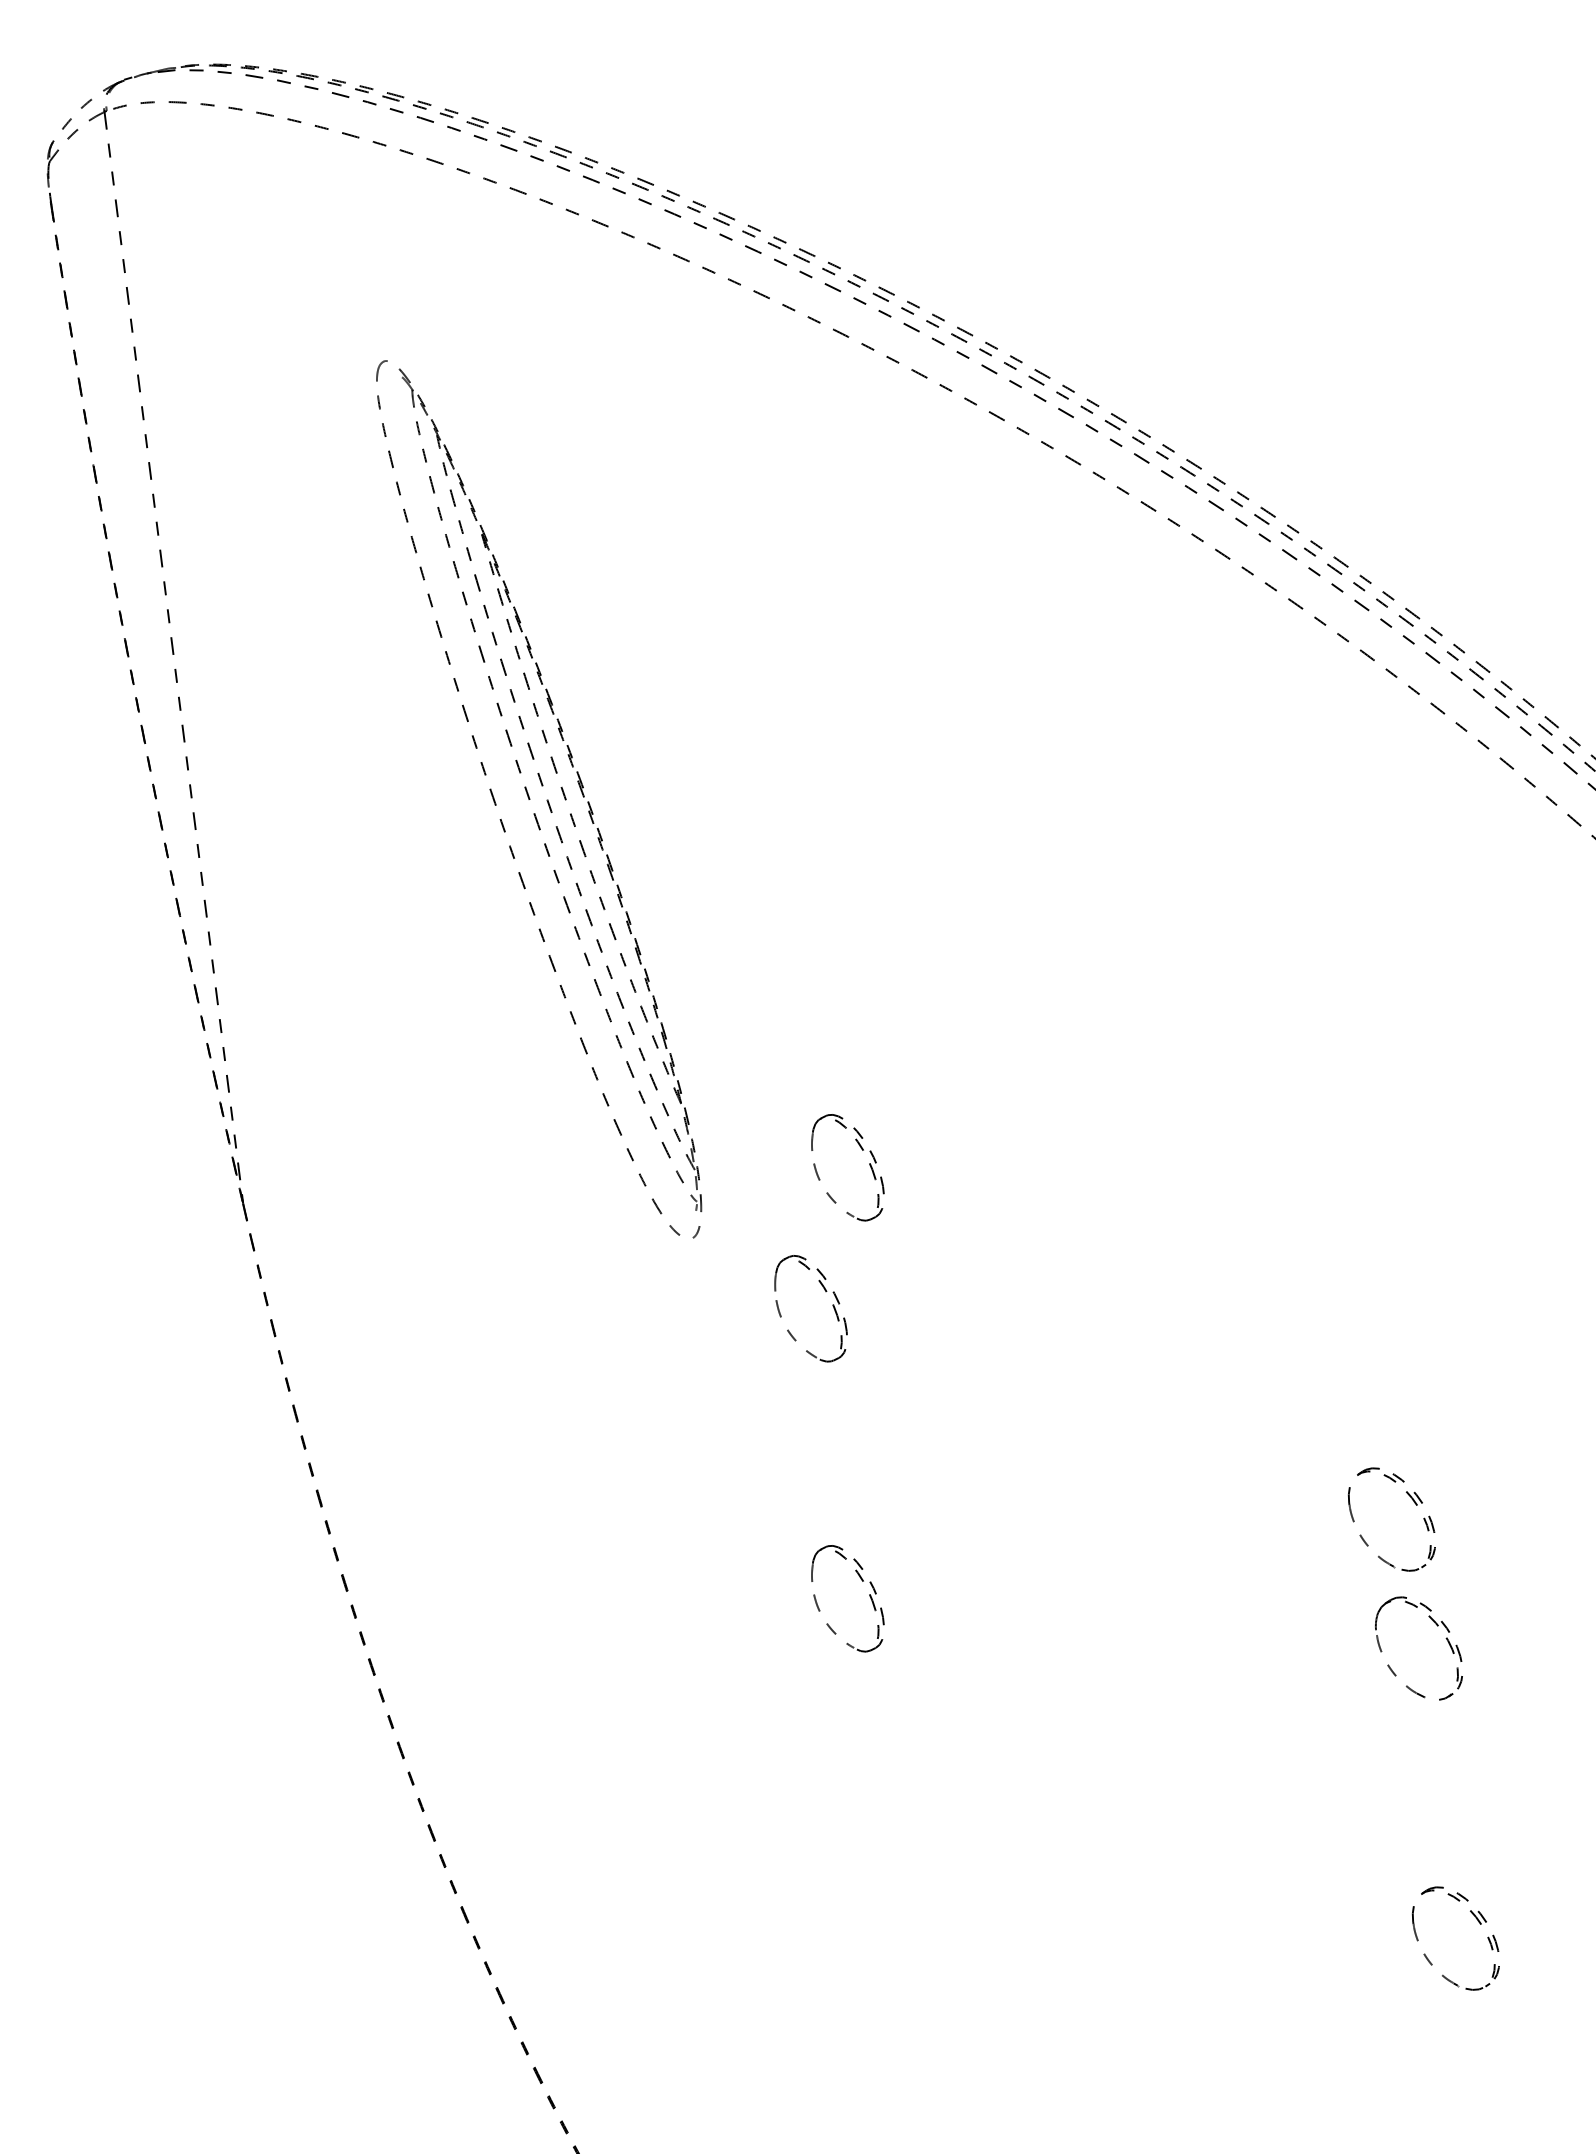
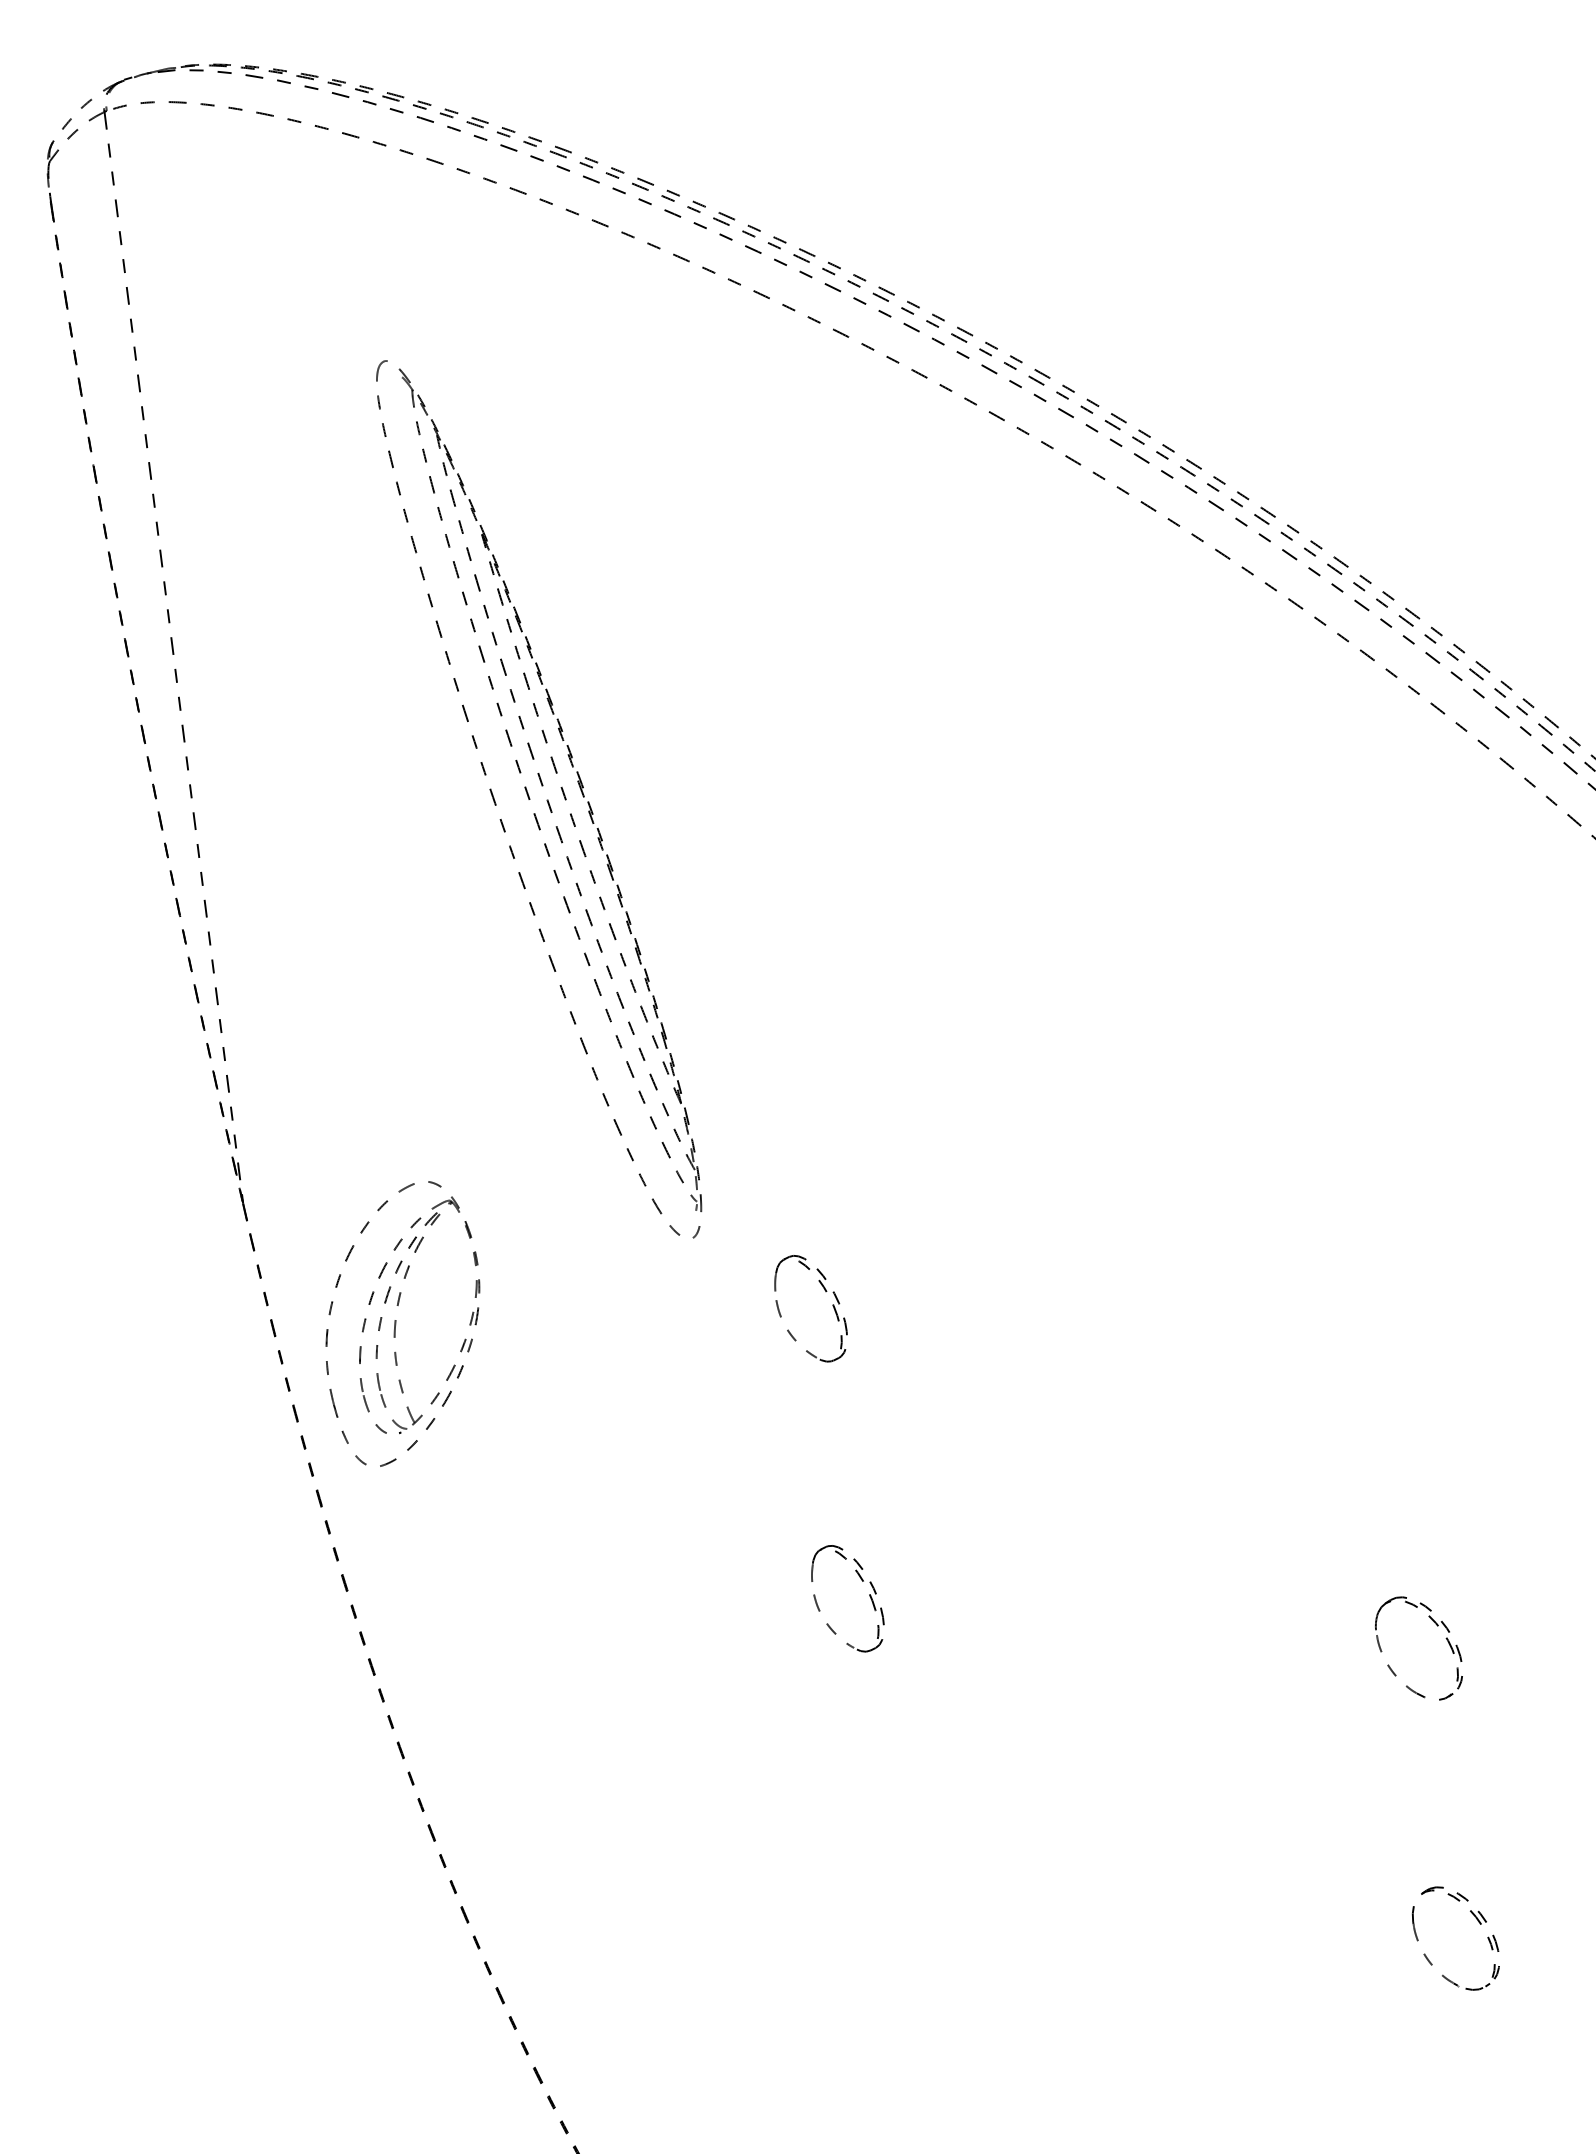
part: present -> none (869, 1165)
part: none -> present (402, 1323)
part: present -> none (1414, 1503)
